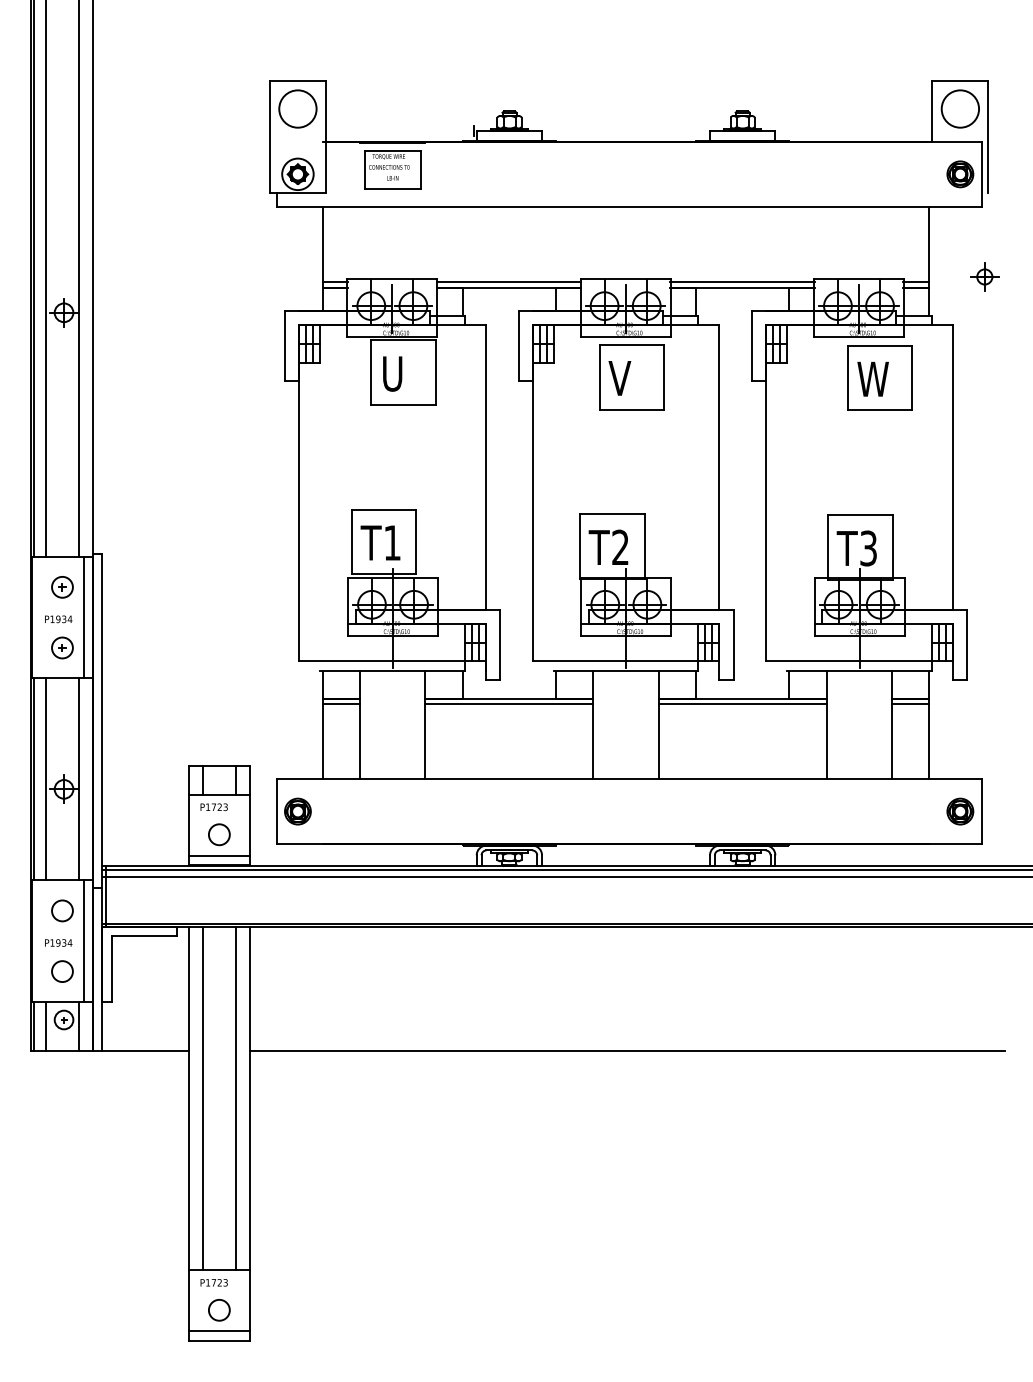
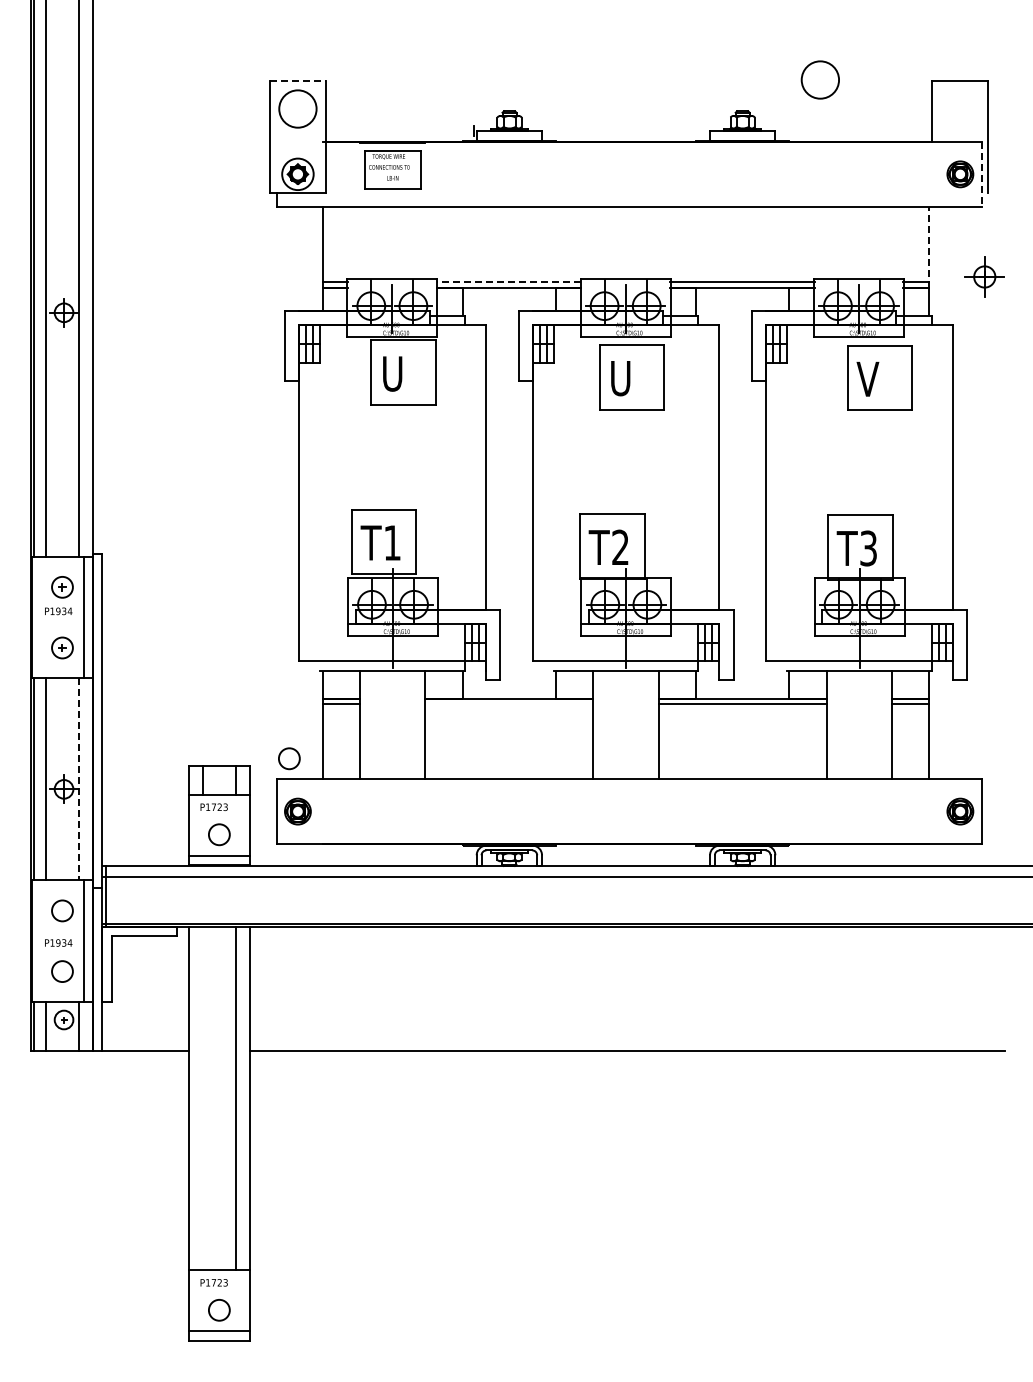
line: solid -> dashed (297, 81)
circle position: (959, 108) -> (819, 79) (819, 79)
line: solid -> dashed (981, 174)
line: solid -> dashed (929, 247)
part size: 30x30 px -> 41x42 px (984, 276)
line: solid -> dashed (508, 281)
text: V -> U (619, 378)
text: W -> V (872, 378)
text position: (58, 619) -> (58, 611) (58, 611)
line: present -> none (509, 704)
circle: none -> present (289, 758)
line: solid -> dashed (78, 779)
line: present -> none (566, 869)
line: present -> none (203, 1098)
